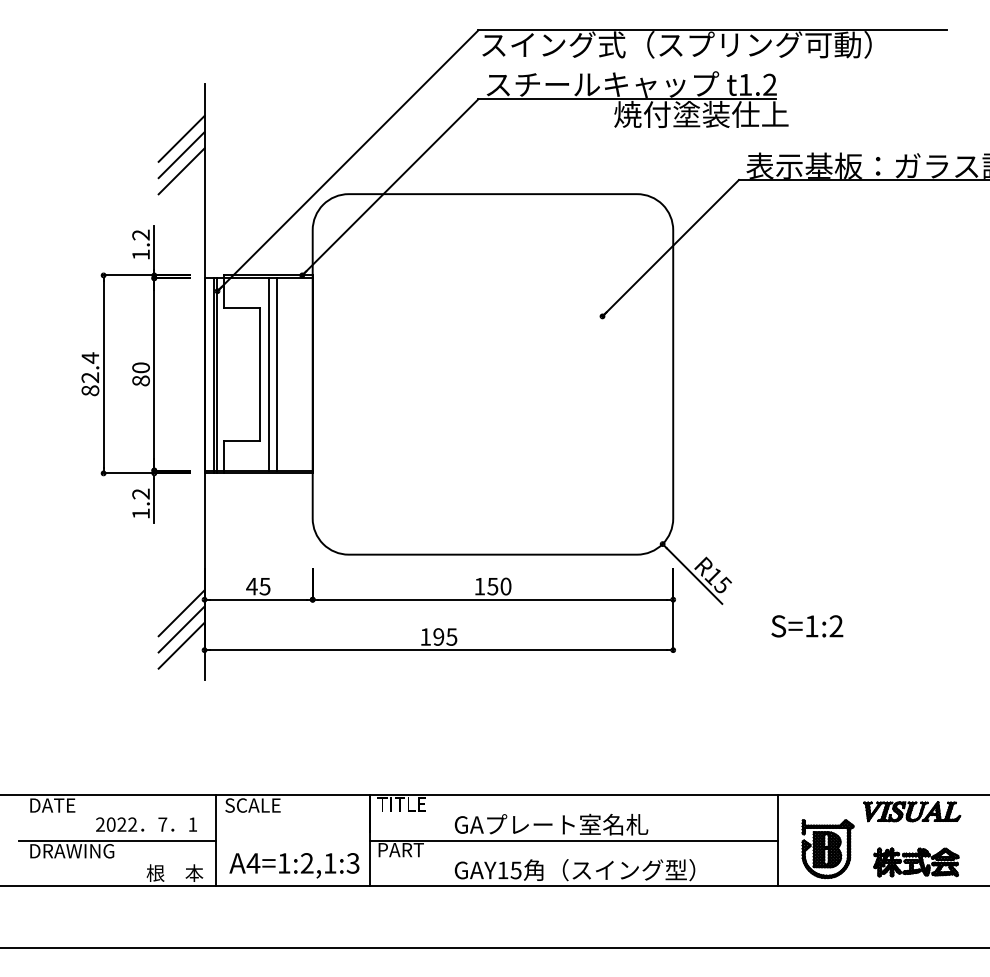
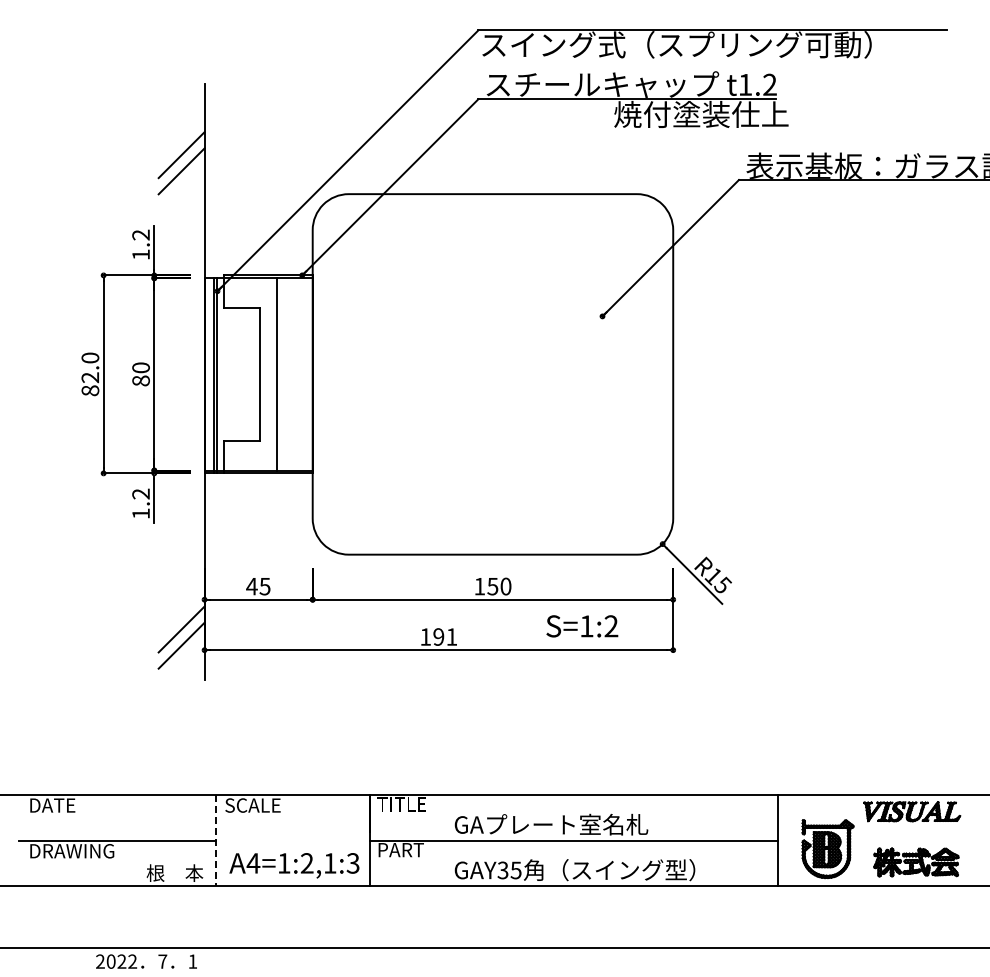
line: present -> none (181, 138)
text: 82.4 -> 82.0 (90, 357)
line: present -> none (269, 374)
line: present -> none (181, 613)
text position: (807, 626) -> (582, 626) (582, 626)
text: 195 -> 191 (451, 636)
text position: (146, 824) -> (146, 961) (146, 961)
line: solid -> dashed (215, 840)
text: GAY15 -> GAY35 (502, 870)
